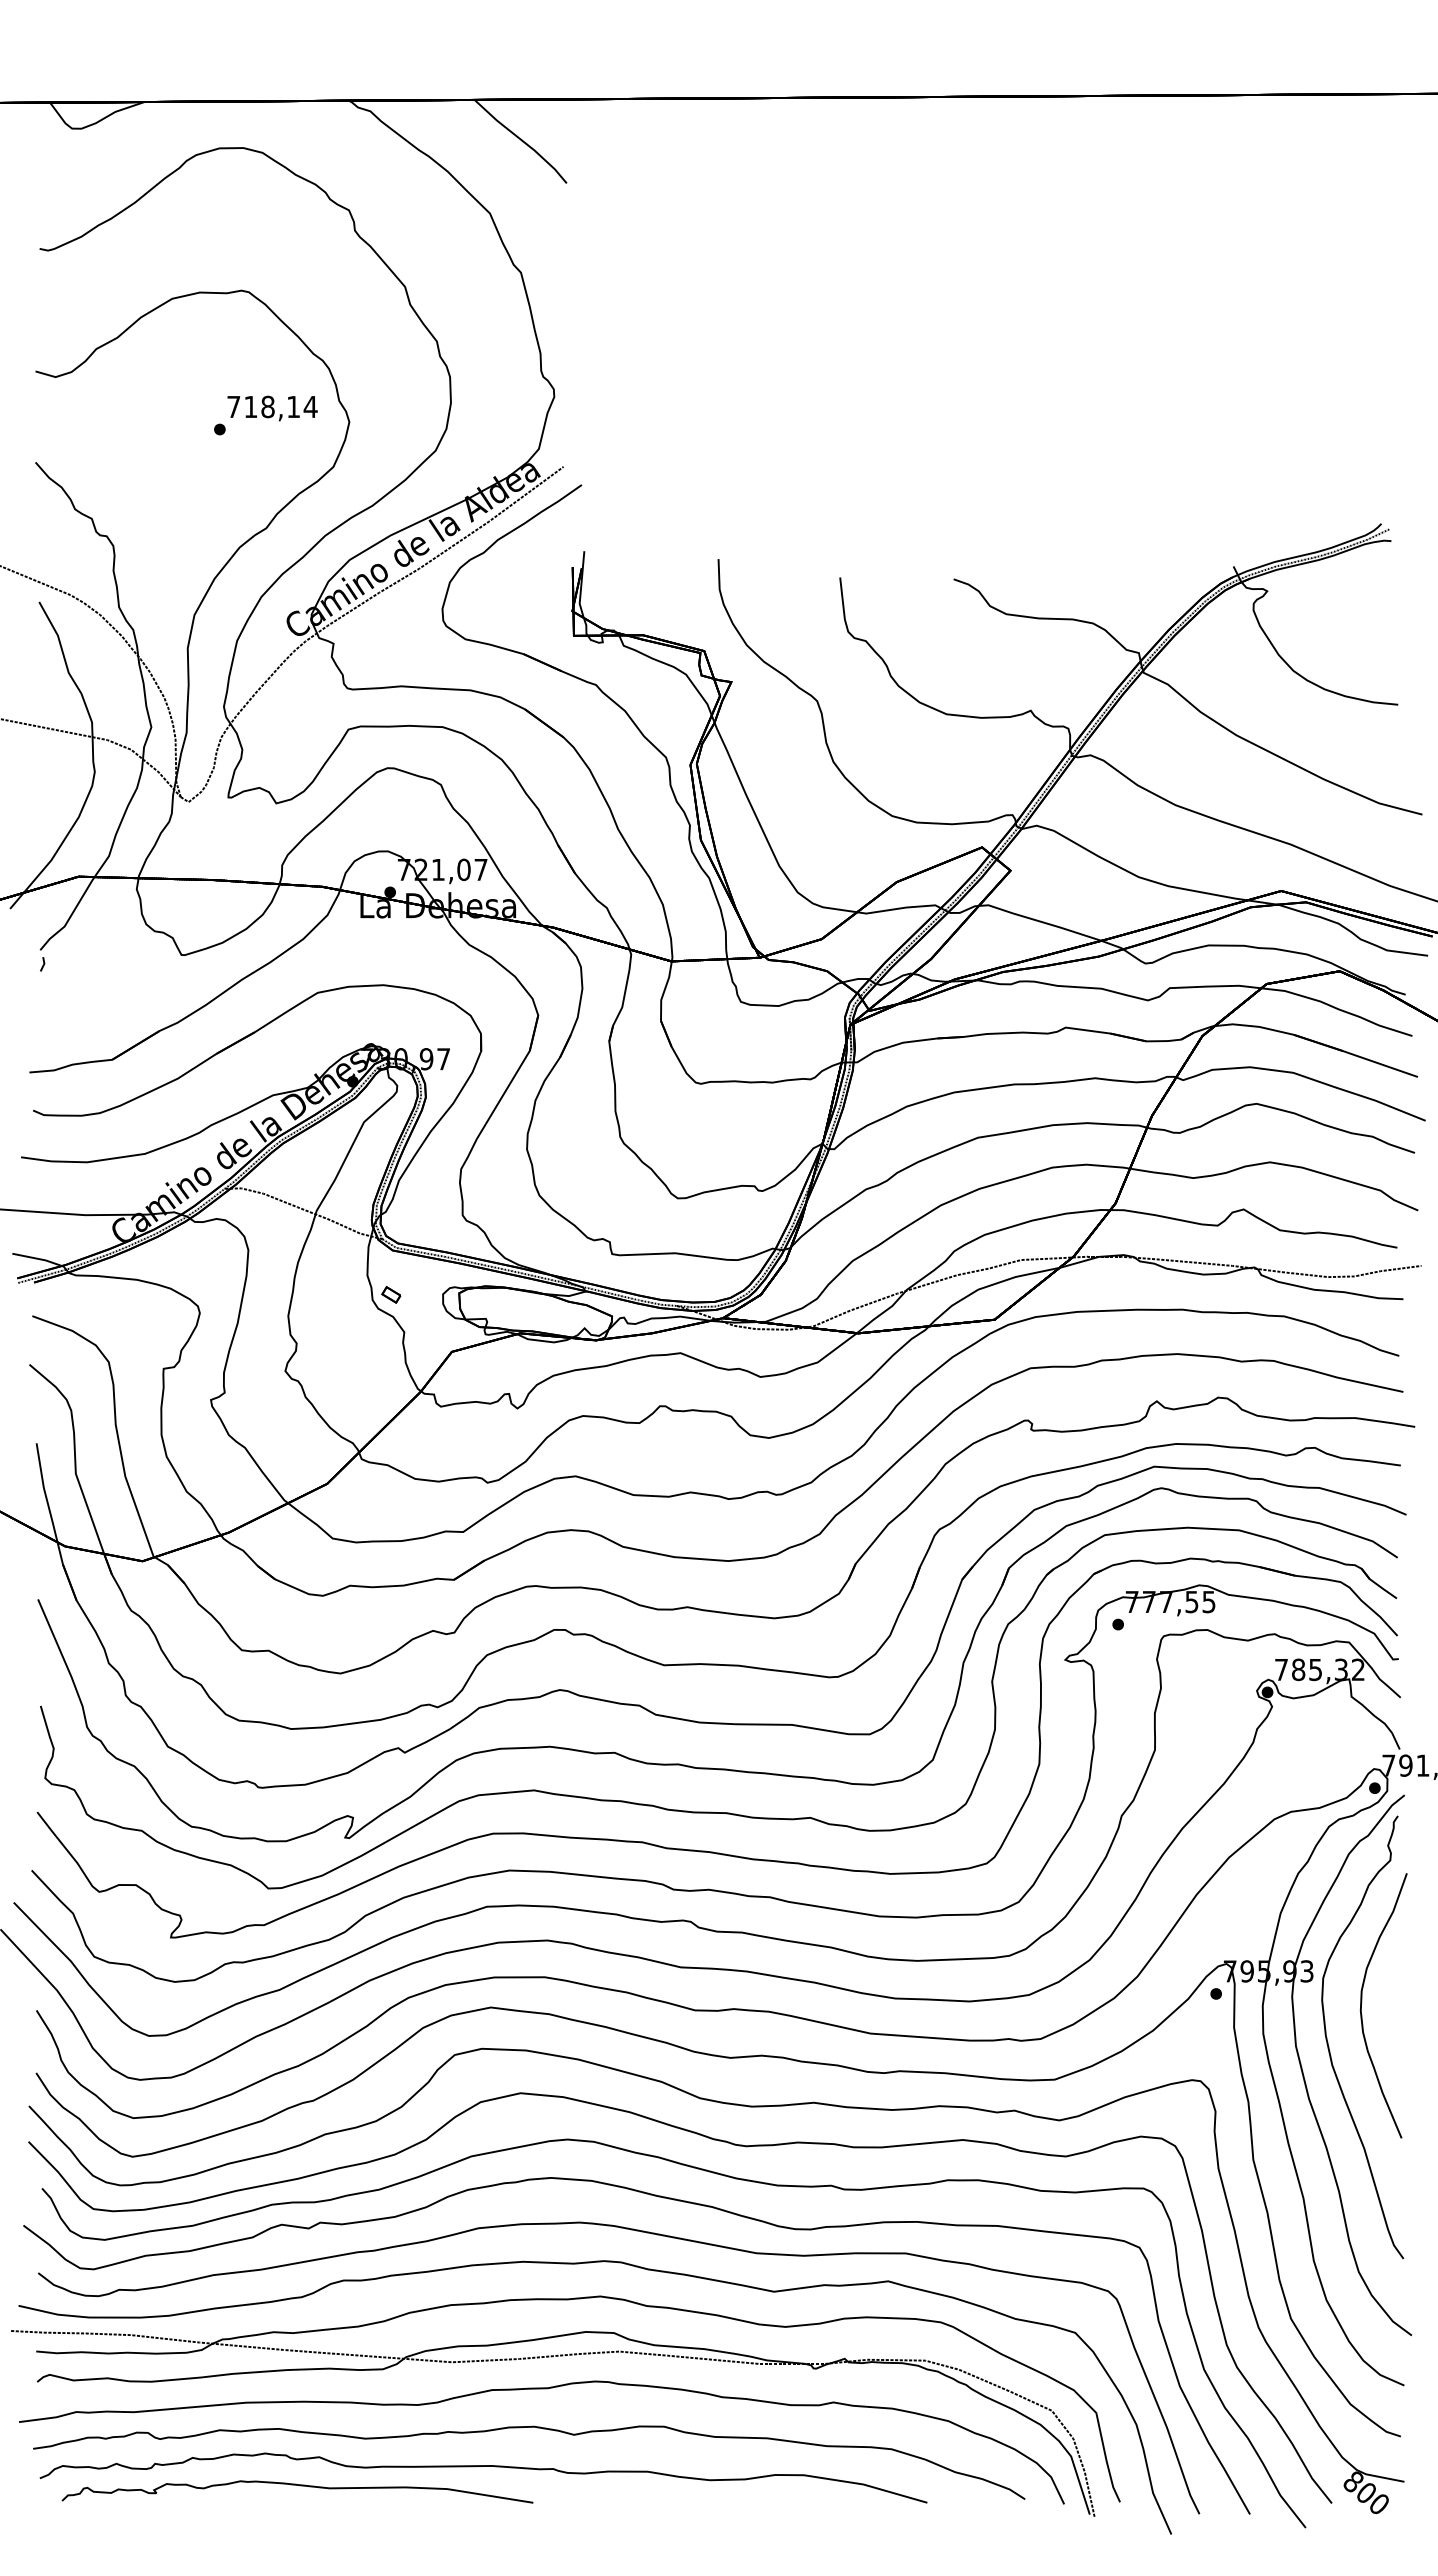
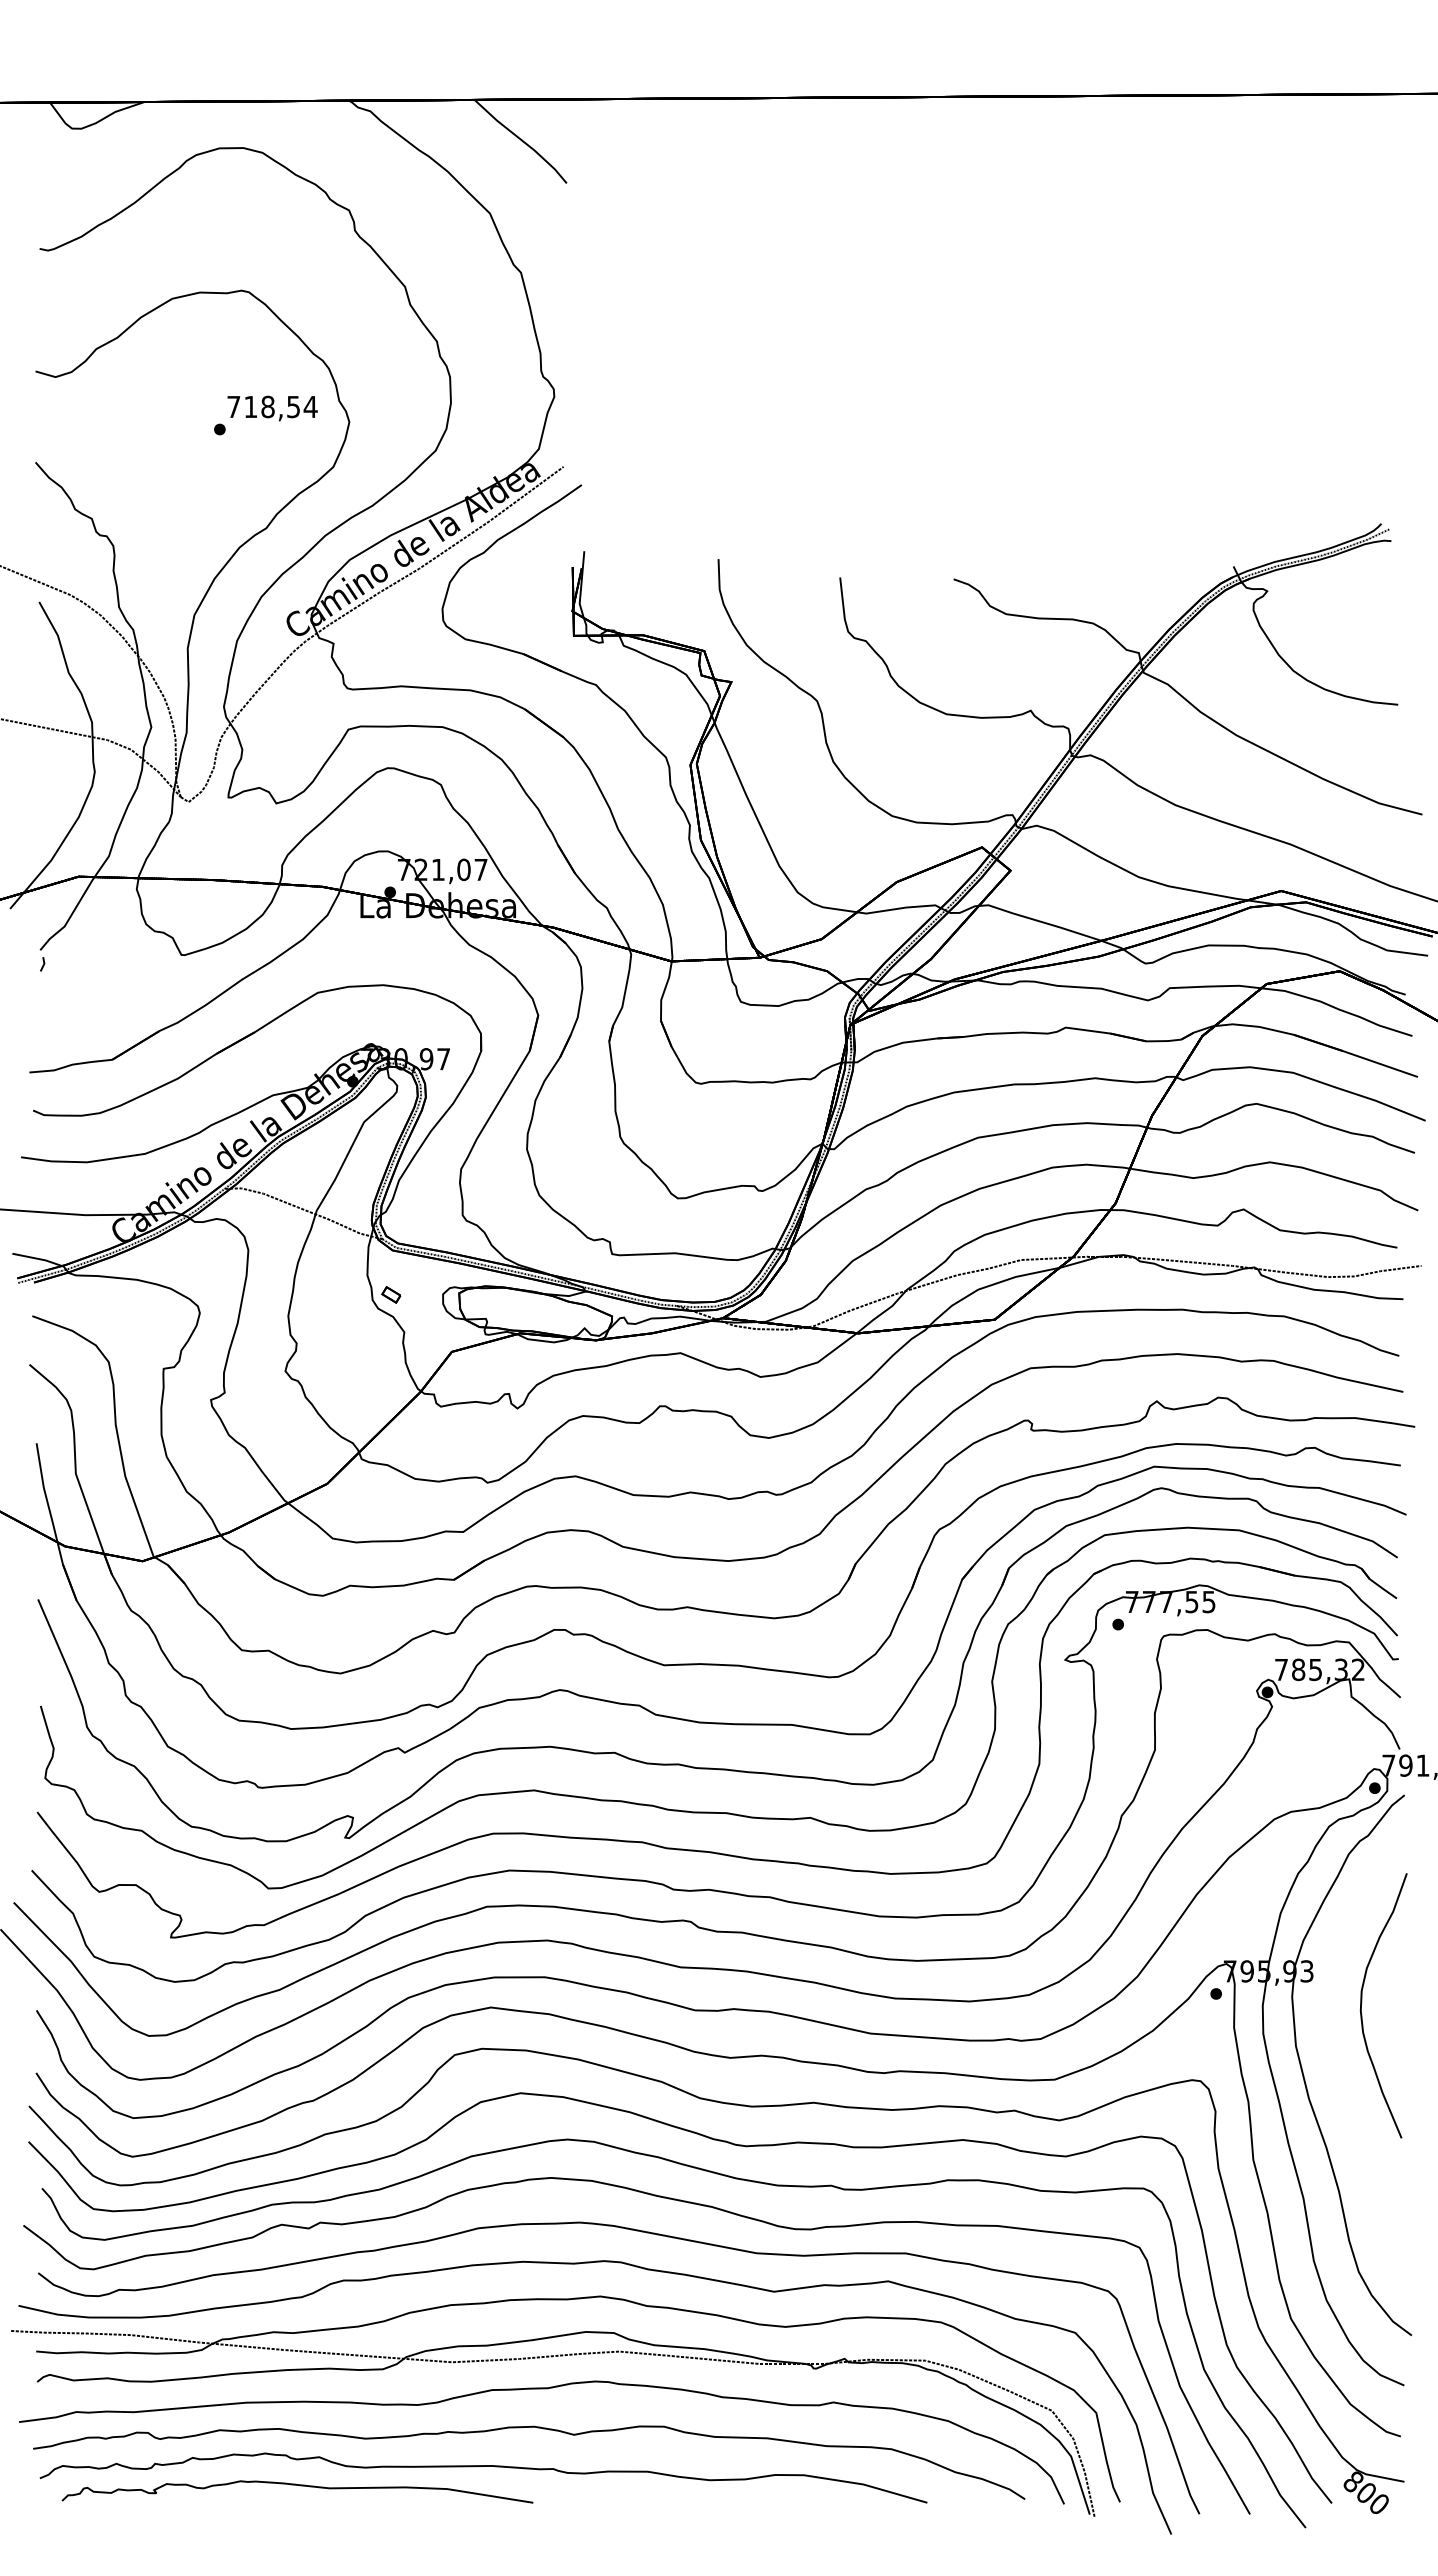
text: 718,14 -> 718,54 (293, 407)
curve: present -> none (1329, 2046)
